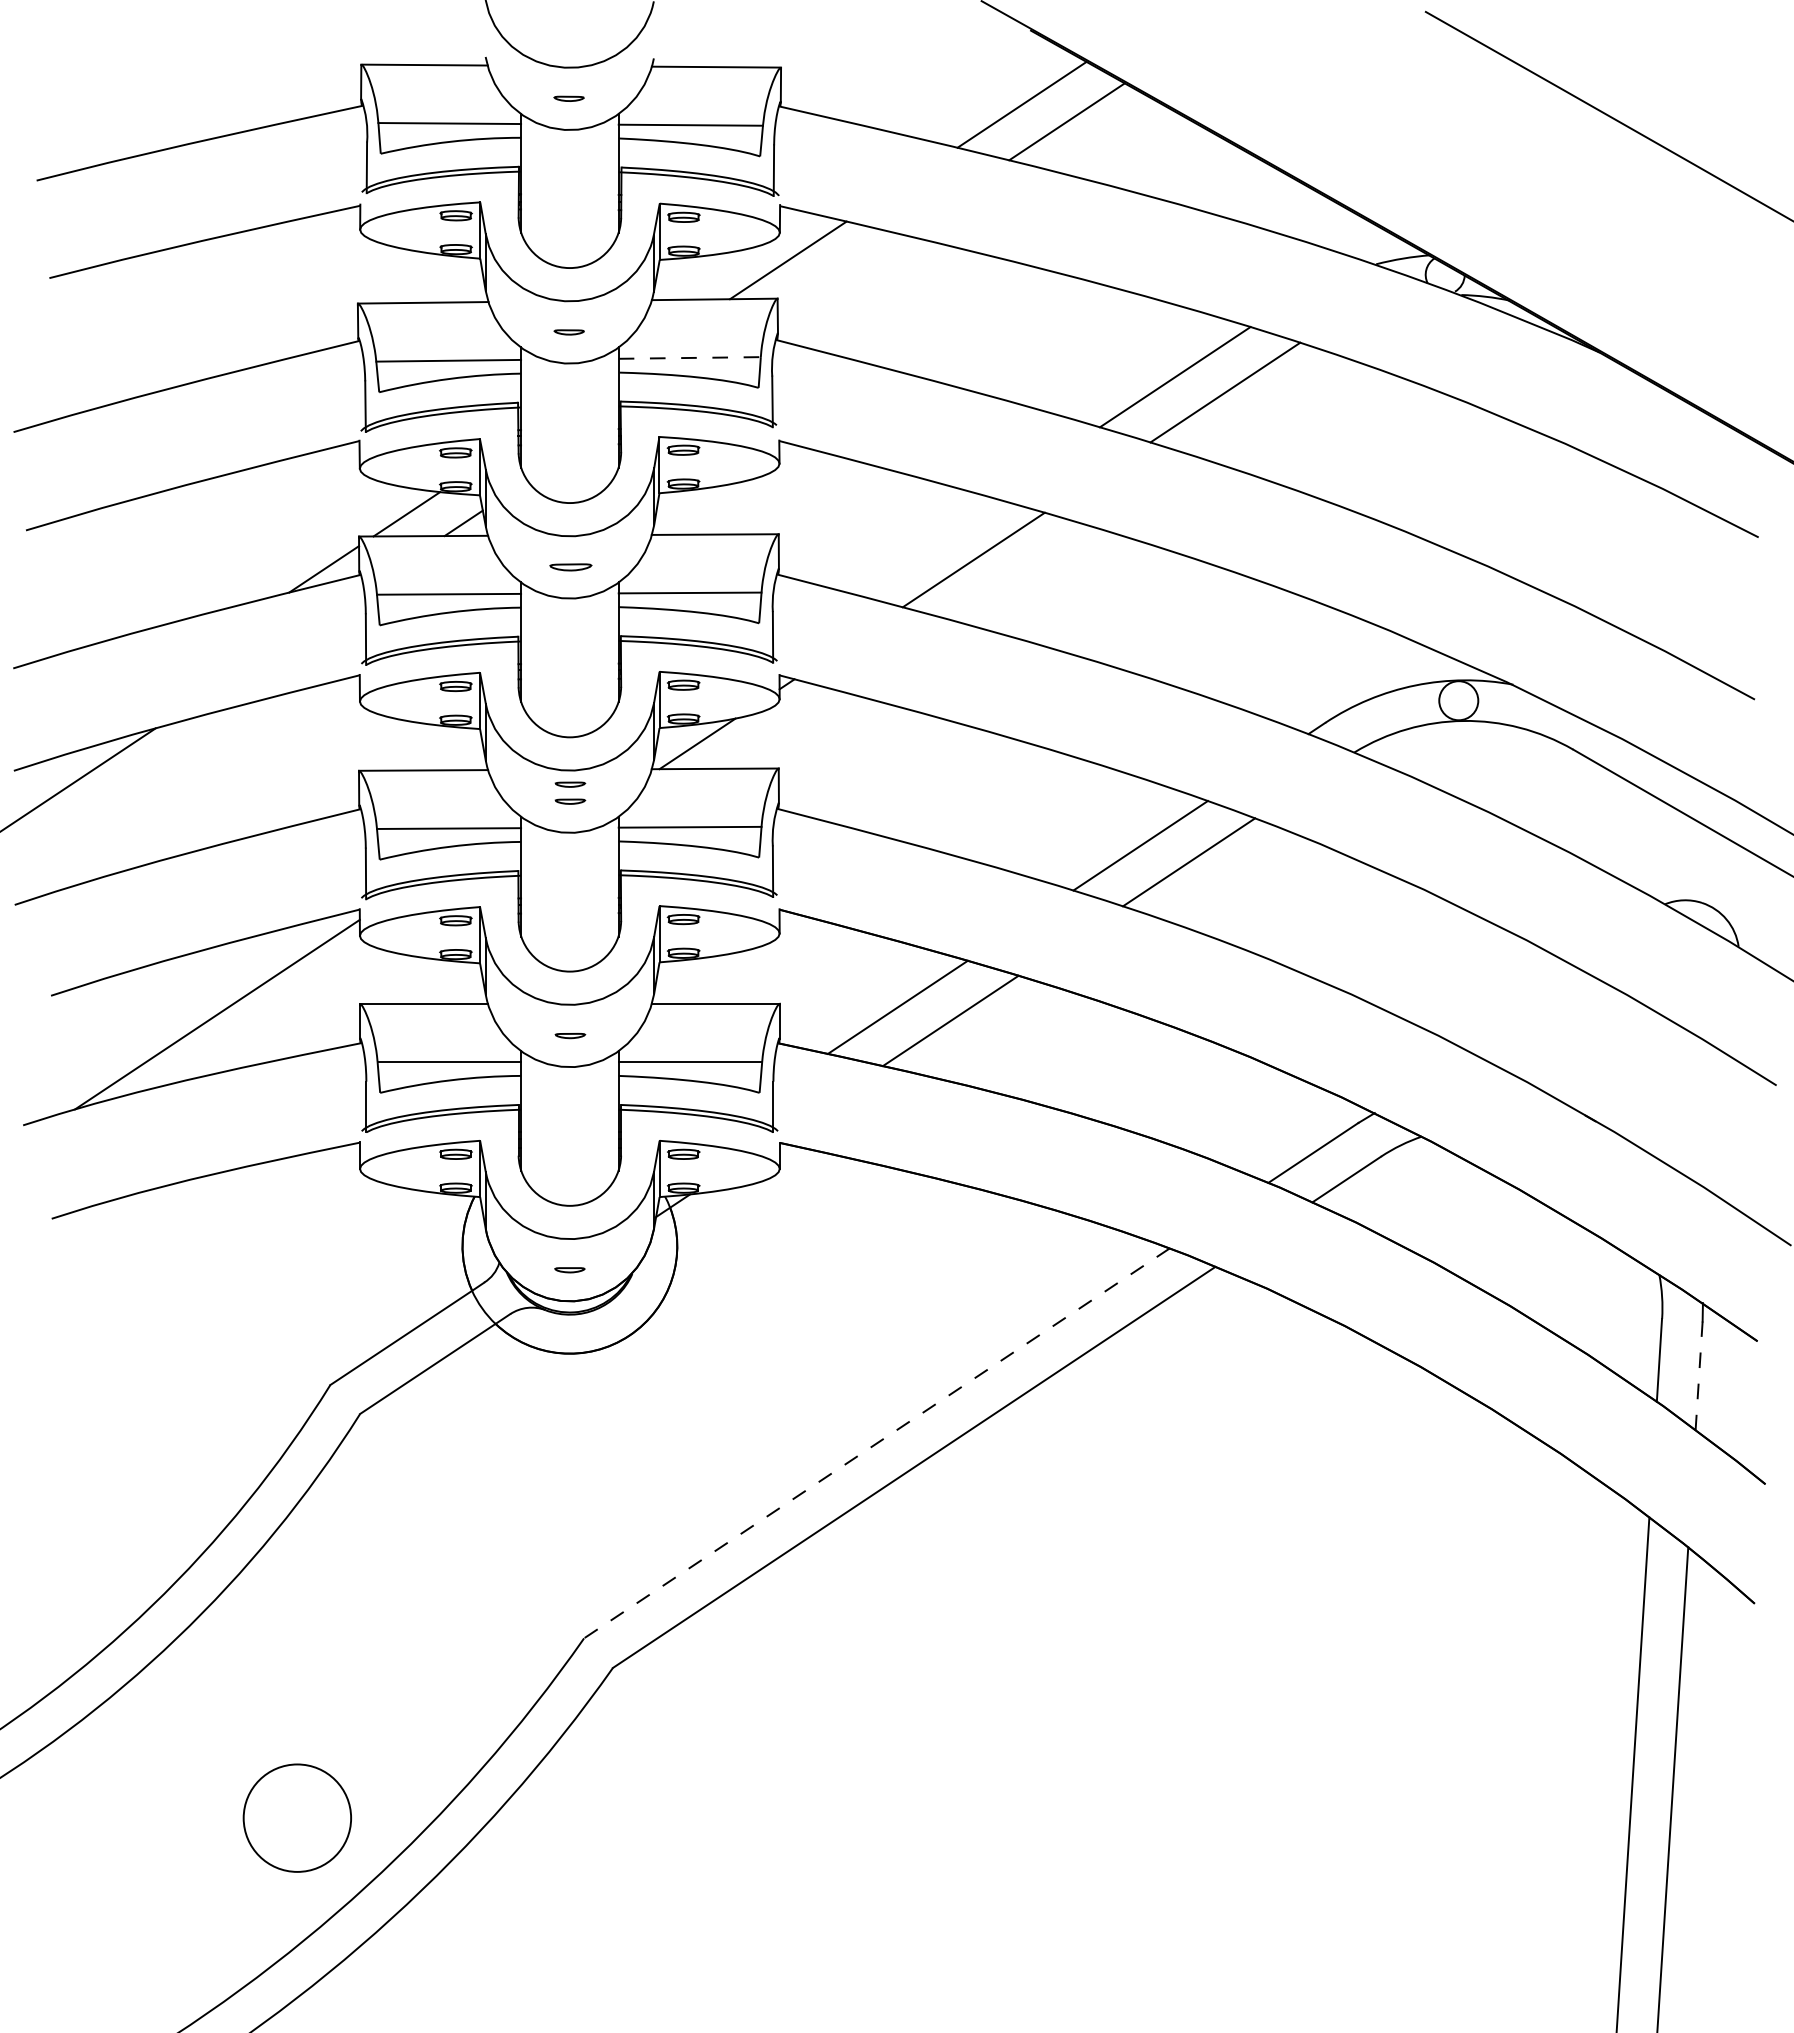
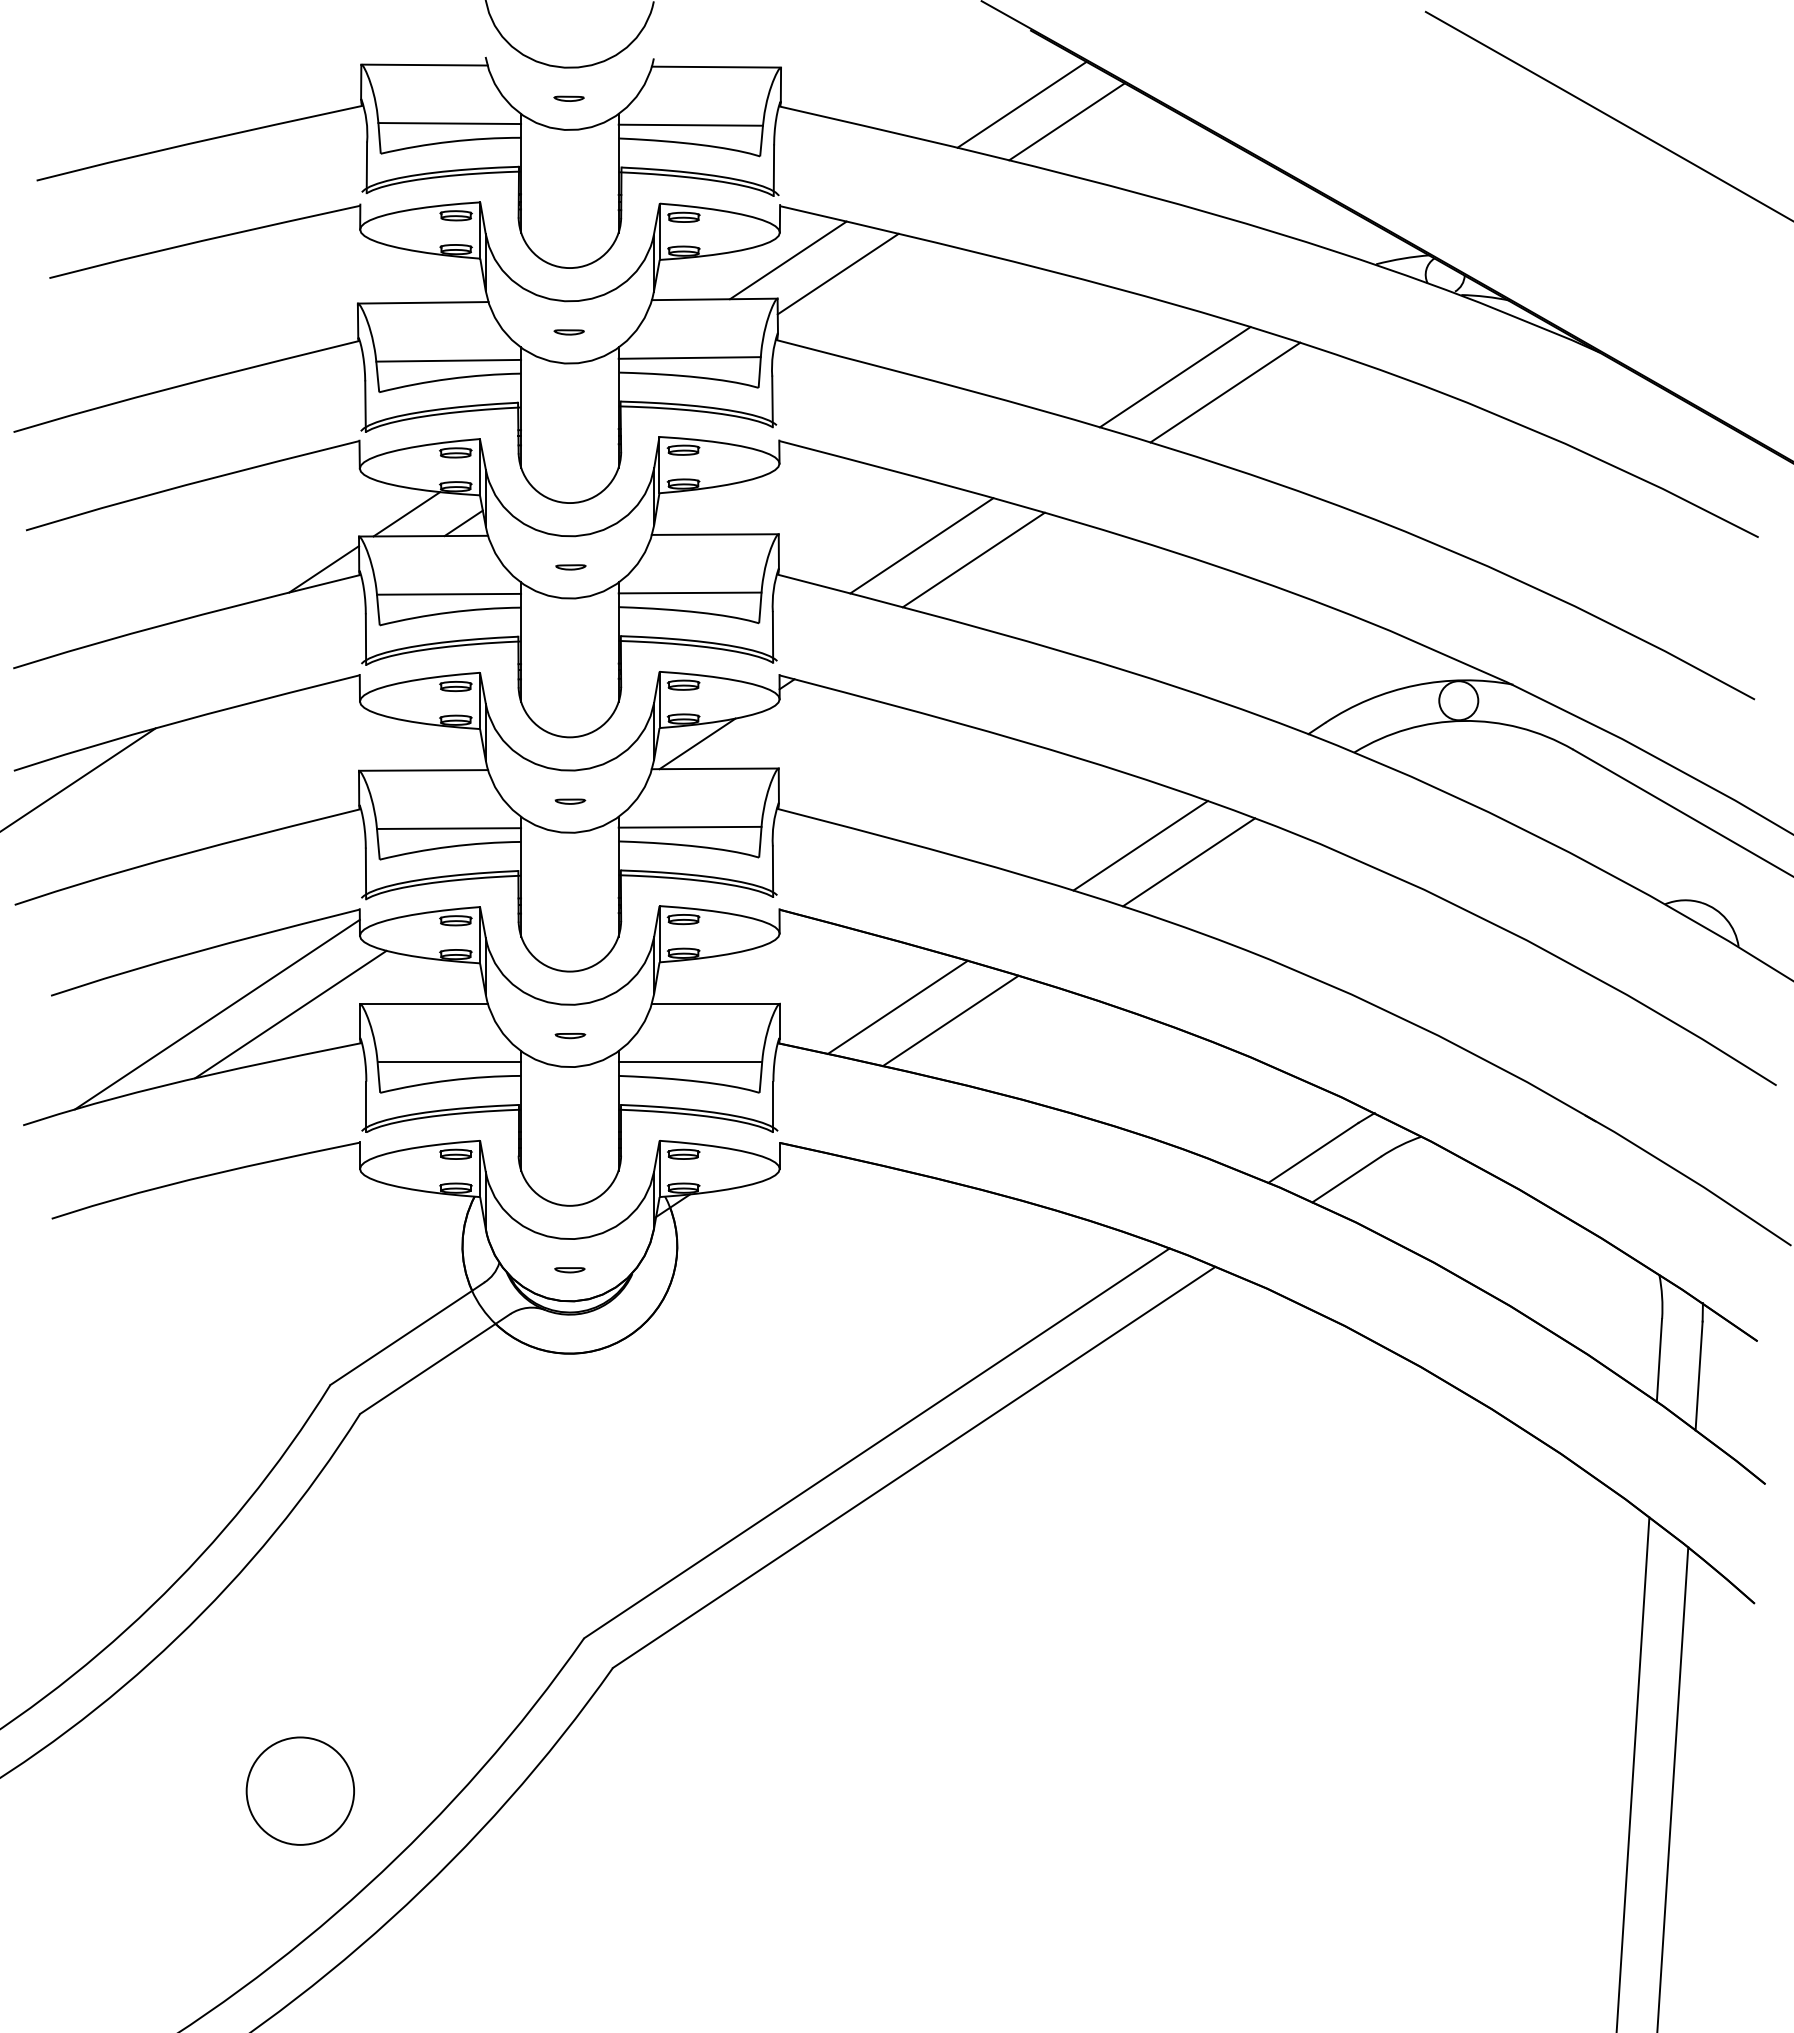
line: none -> present (837, 273)
line: dashed -> solid (690, 357)
line: none -> present (921, 545)
part size: 44x9 px -> 32x7 px (570, 567)
part: present -> none (570, 784)
line: none -> present (290, 1014)
line: dashed -> solid (1699, 1375)
line: dashed -> solid (876, 1443)
circle position: (296, 1817) -> (299, 1790) (299, 1790)
